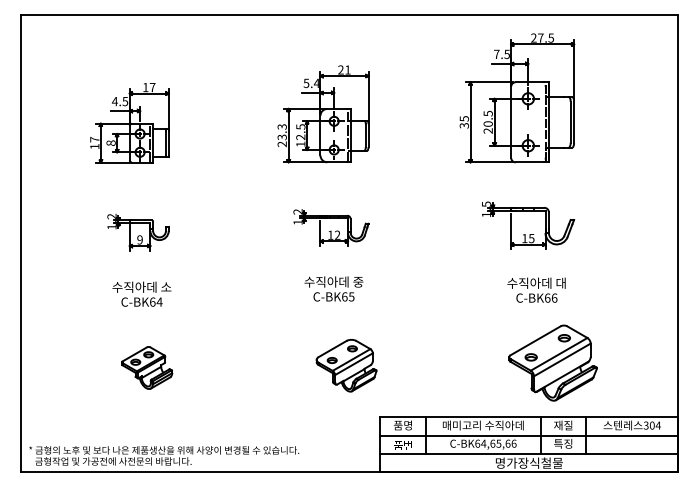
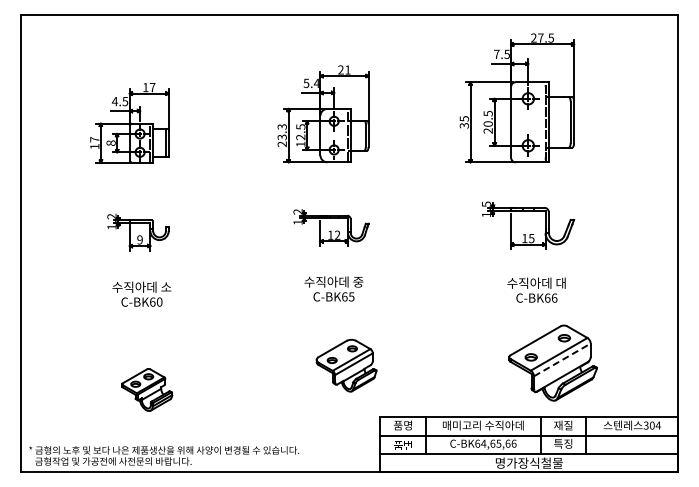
text: C-BK64 -> C-BK60 (159, 301)
line: solid -> dashed (562, 359)
part position: (147, 367) -> (147, 389) (147, 389)
